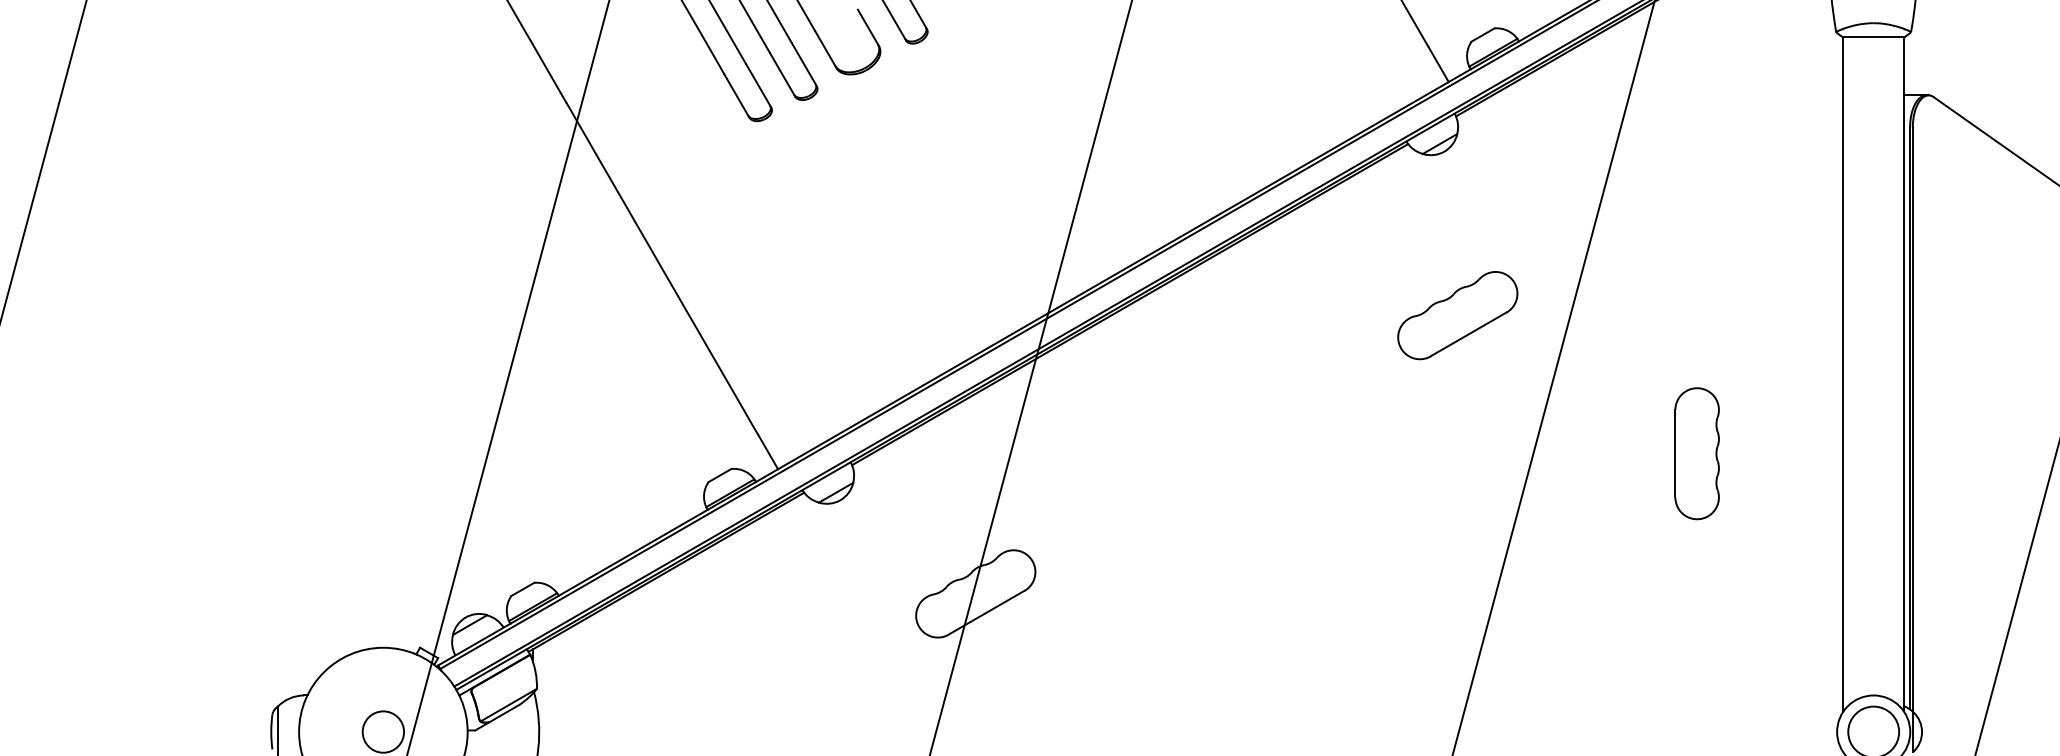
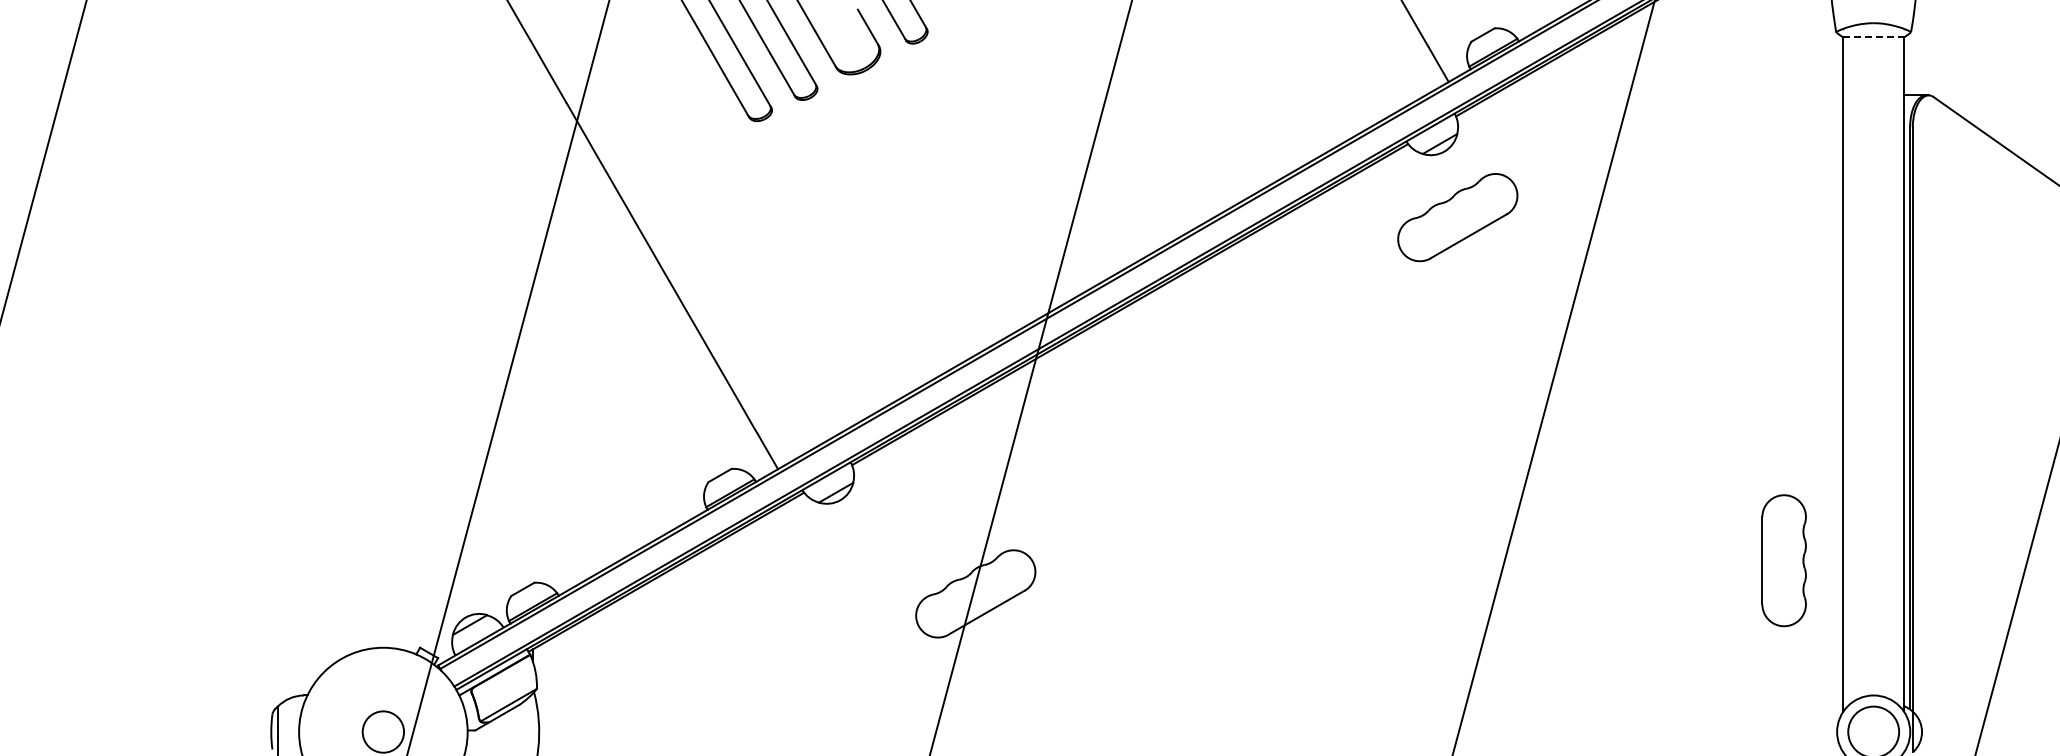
line: solid -> dashed (1874, 37)
part position: (1457, 315) -> (1457, 217) (1457, 217)
part position: (1696, 453) -> (1783, 560) (1783, 560)
